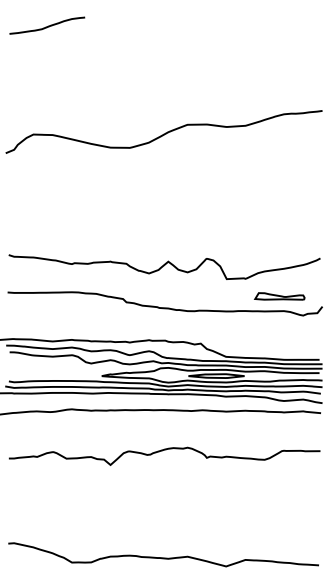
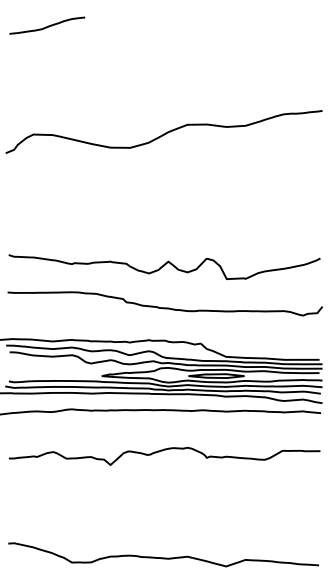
part: present -> none (279, 296)
